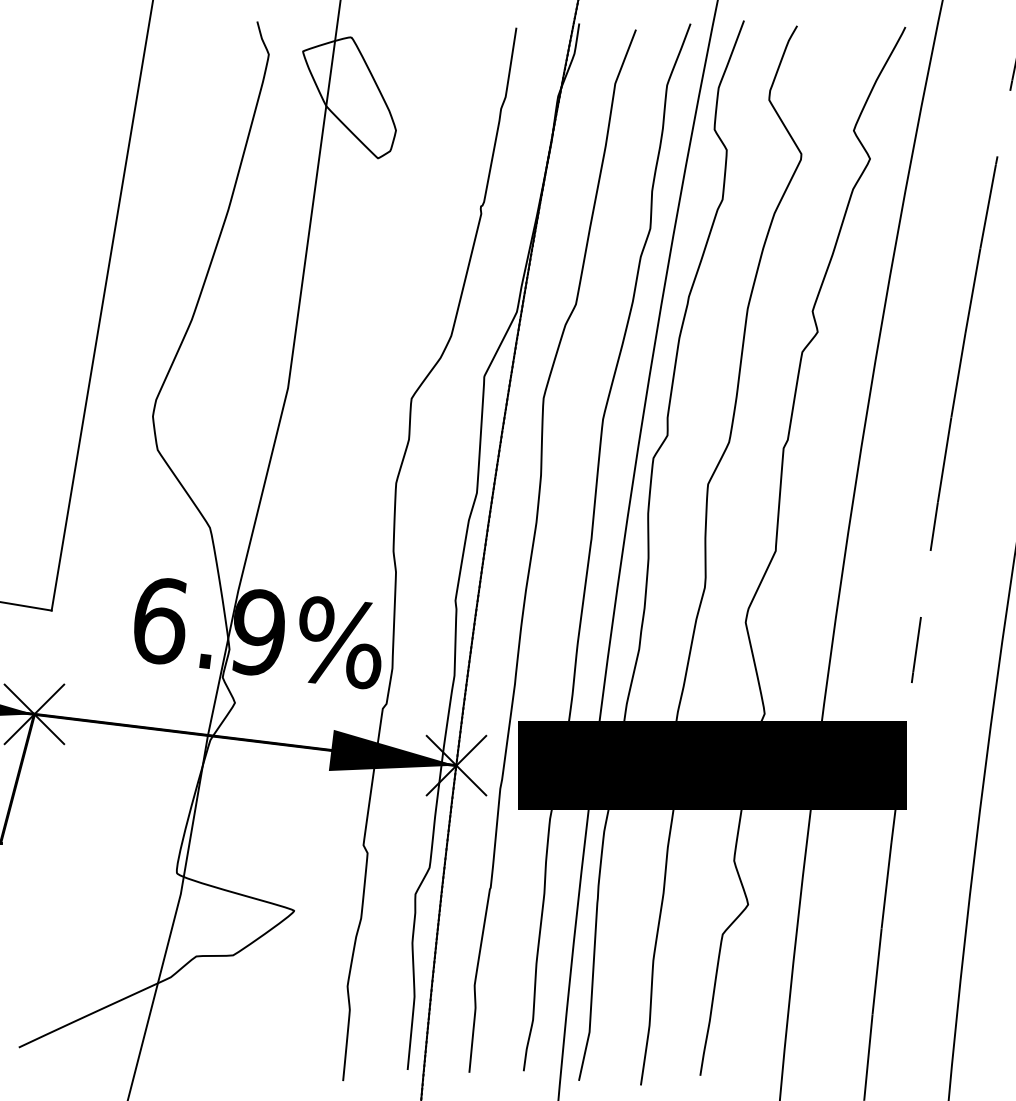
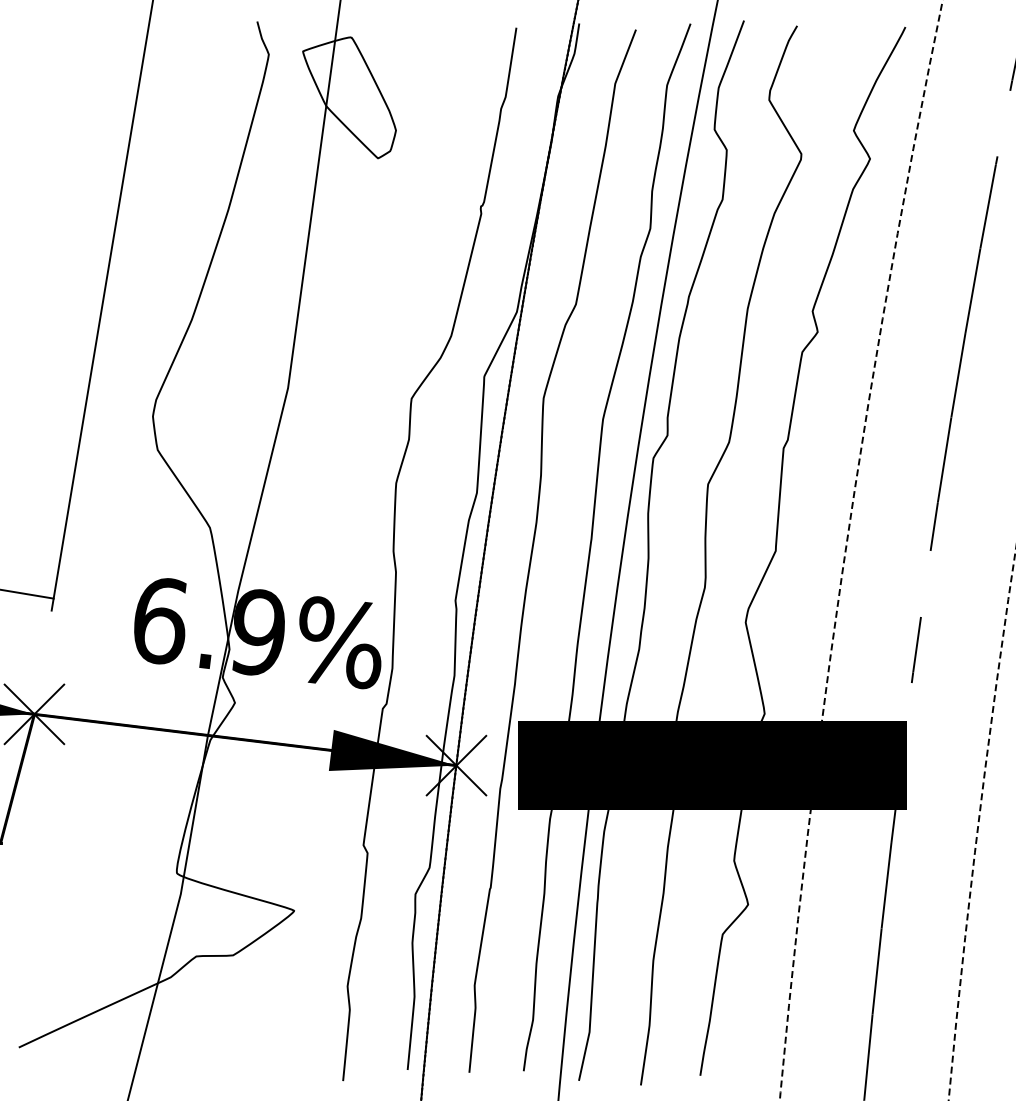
arc: solid -> dashed (846, 547)
line position: (26, 606) -> (27, 594) (27, 594)
arc: solid -> dashed (978, 823)
